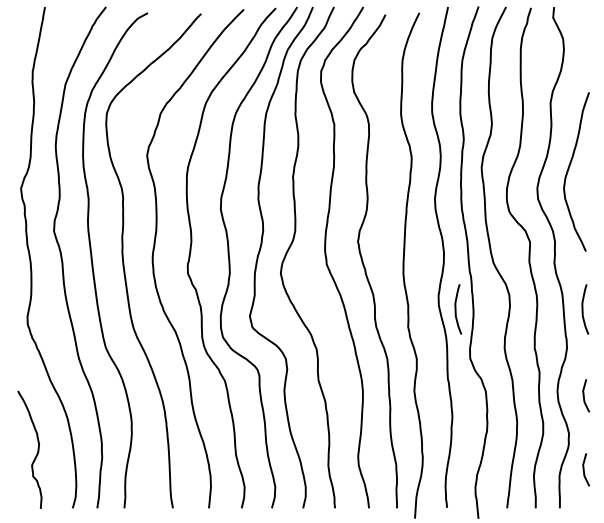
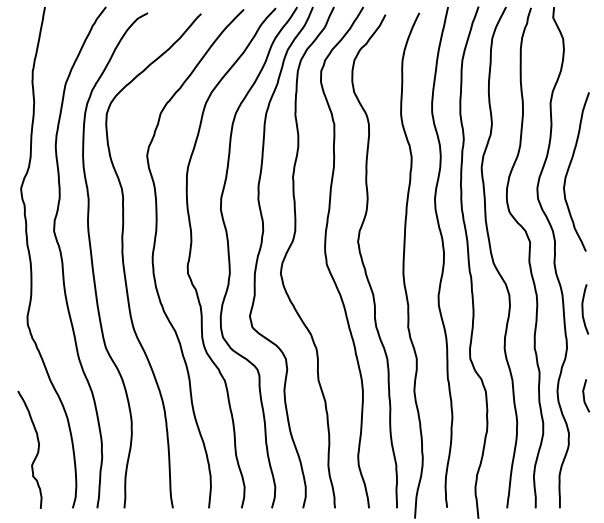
curve: present -> none (456, 309)
curve: present -> none (584, 469)
